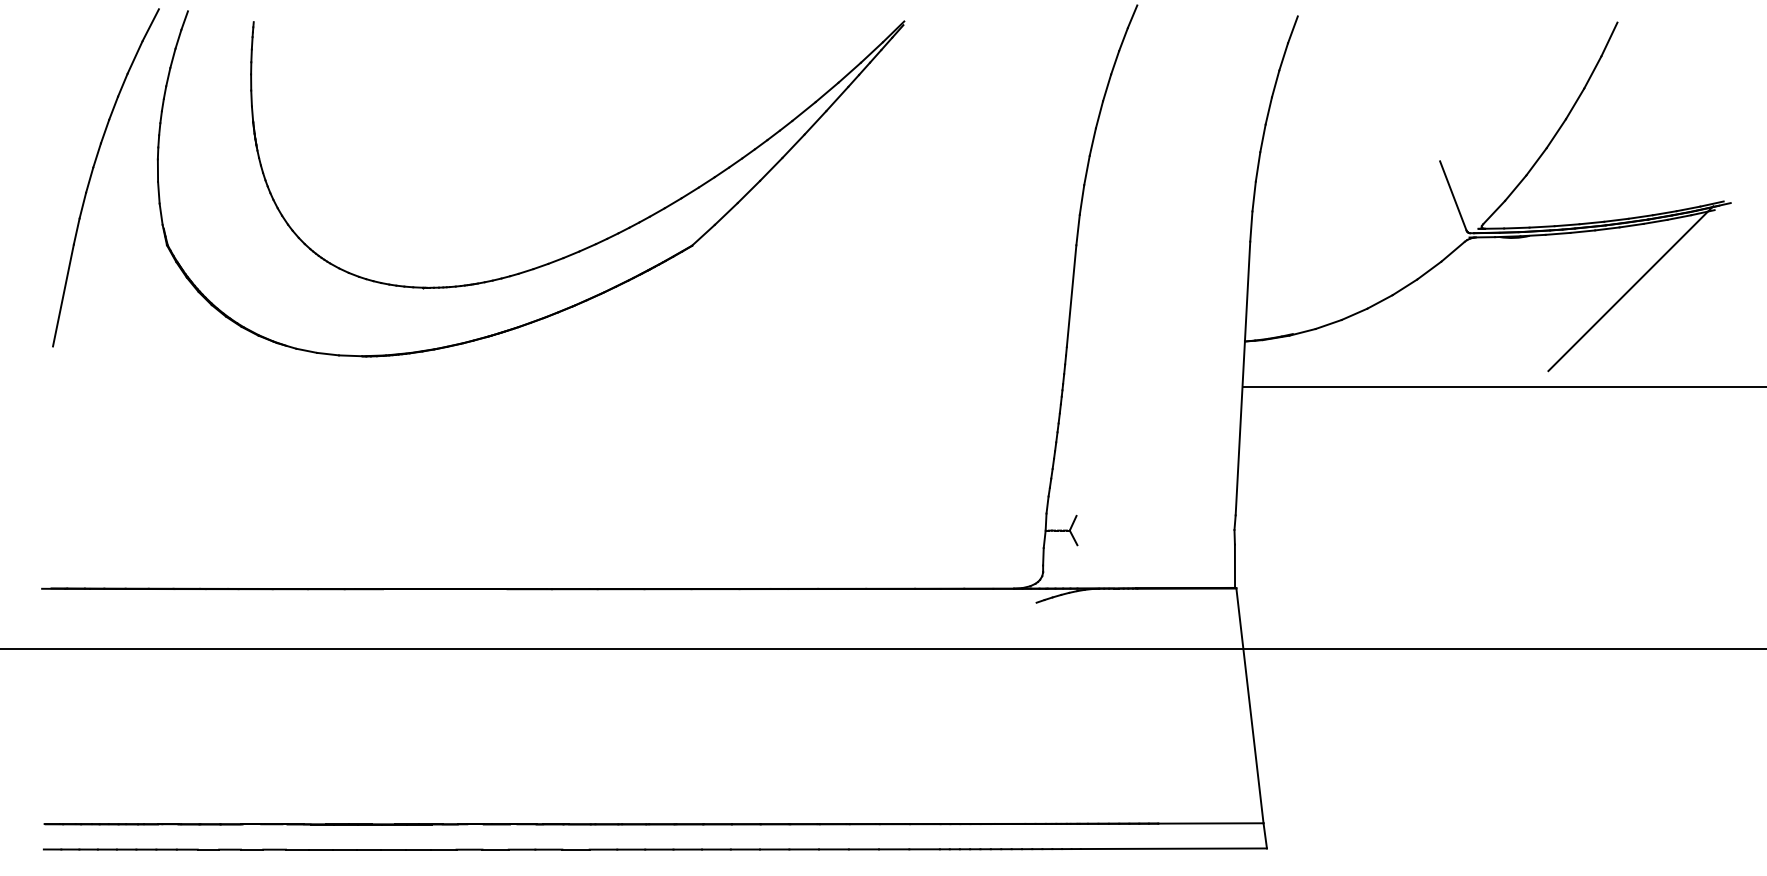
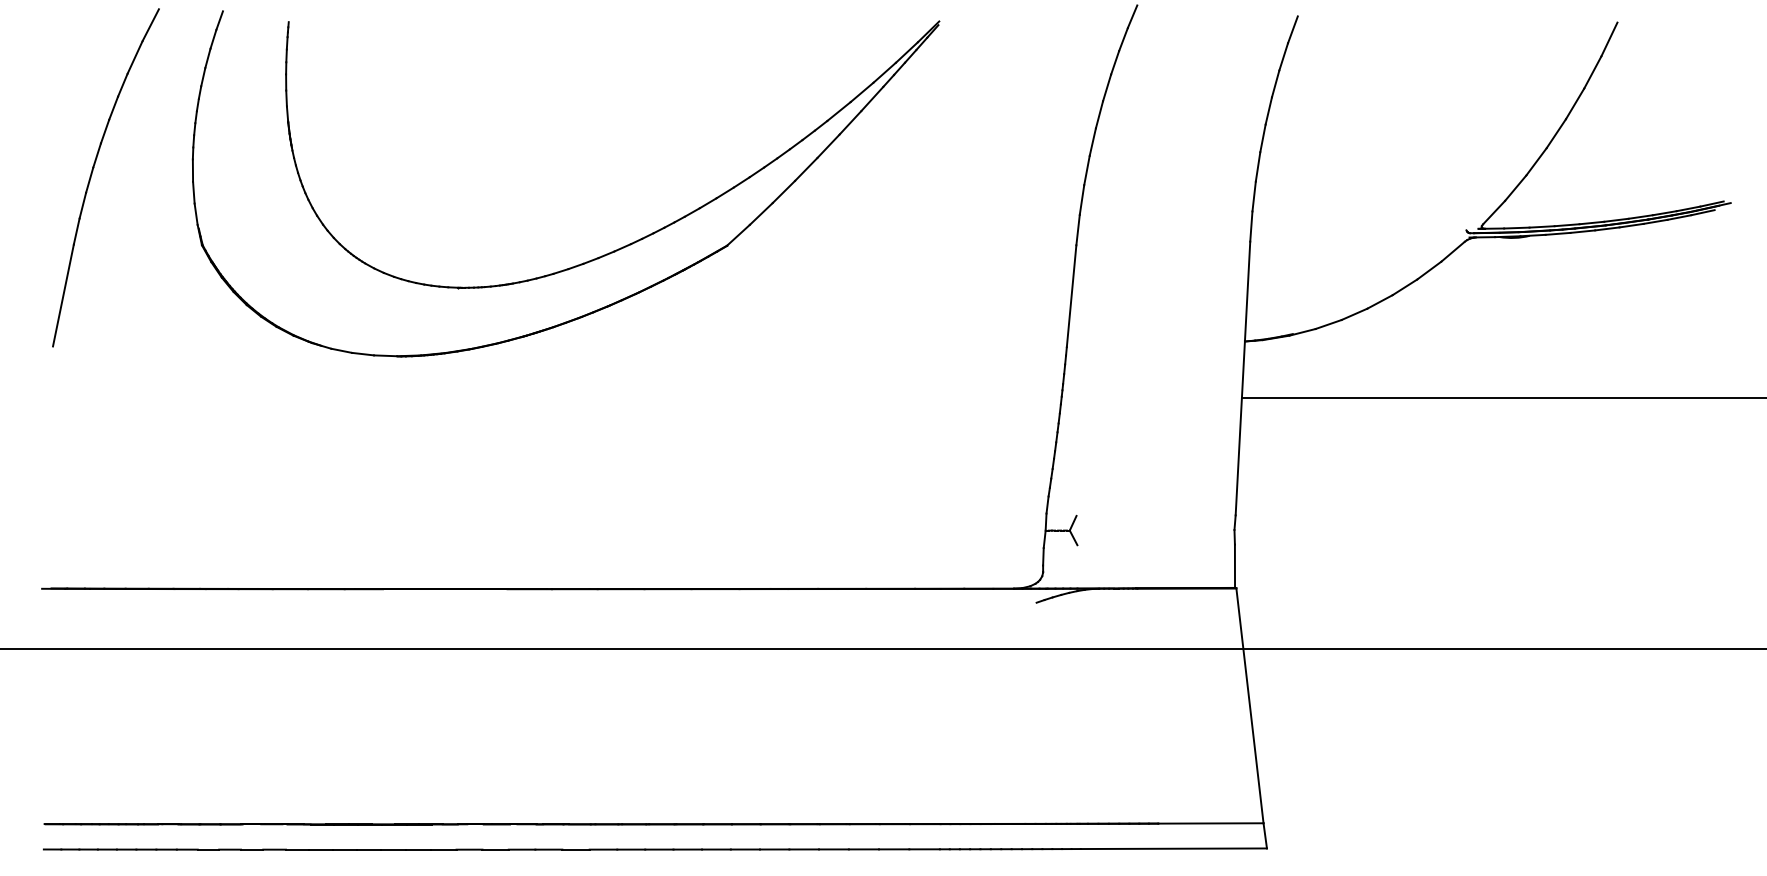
line: present -> none (1453, 195)
part position: (561, 257) -> (596, 257) (596, 257)
line: present -> none (1630, 288)
line position: (1502, 387) -> (1502, 398) (1502, 398)
